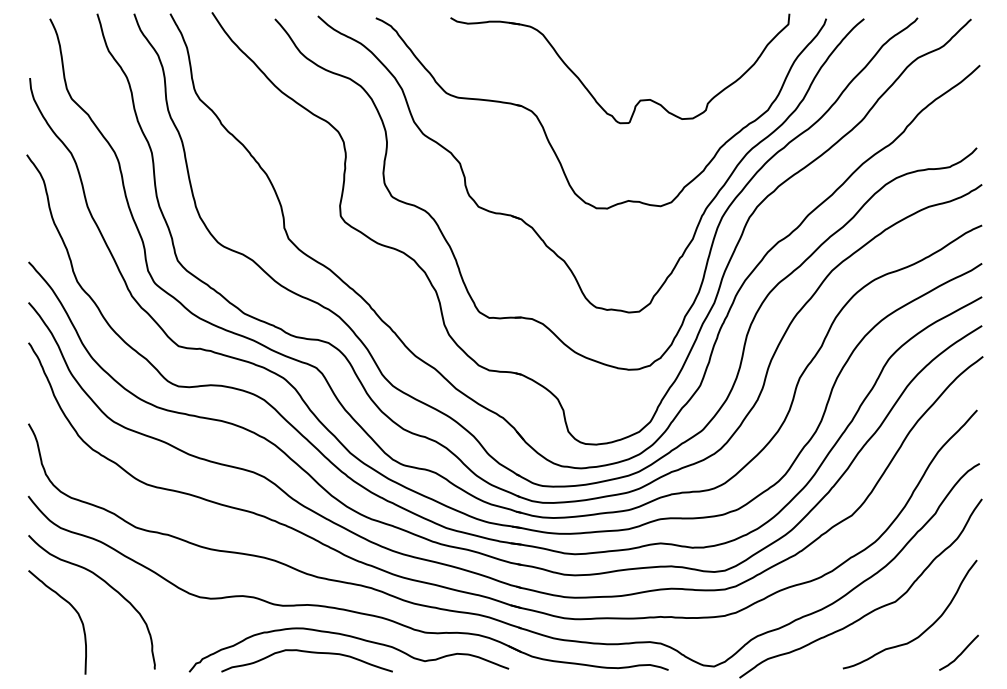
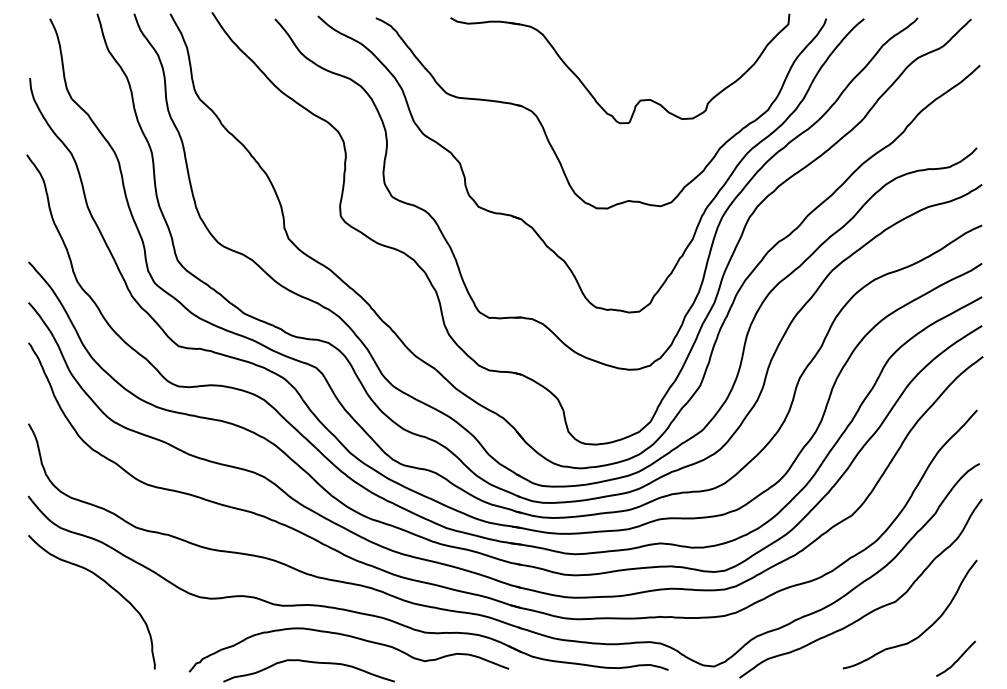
curve: present -> none (72, 608)
curve position: (306, 652) -> (308, 662) (308, 662)
curve position: (960, 653) -> (957, 659) (957, 659)
